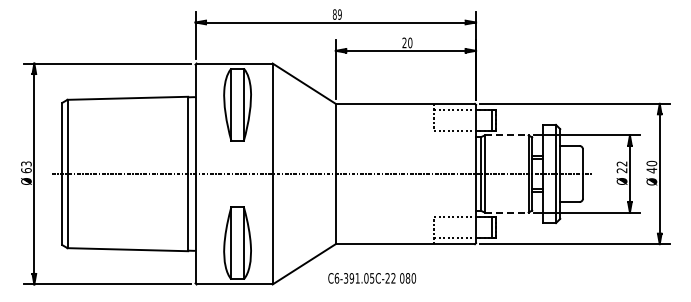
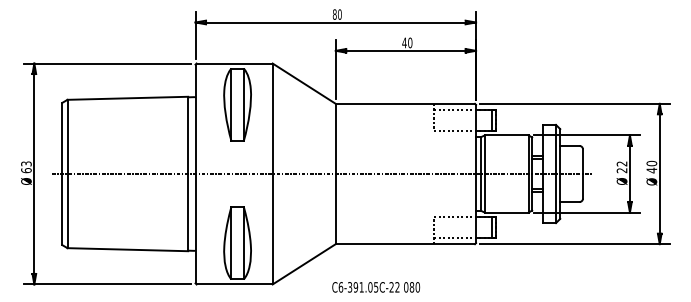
text: 89 -> 80 (339, 14)
text: 20 -> 40 (404, 42)
line: dashed -> solid (506, 135)
line: dashed -> solid (506, 212)
text position: (372, 278) -> (376, 287) (376, 287)
